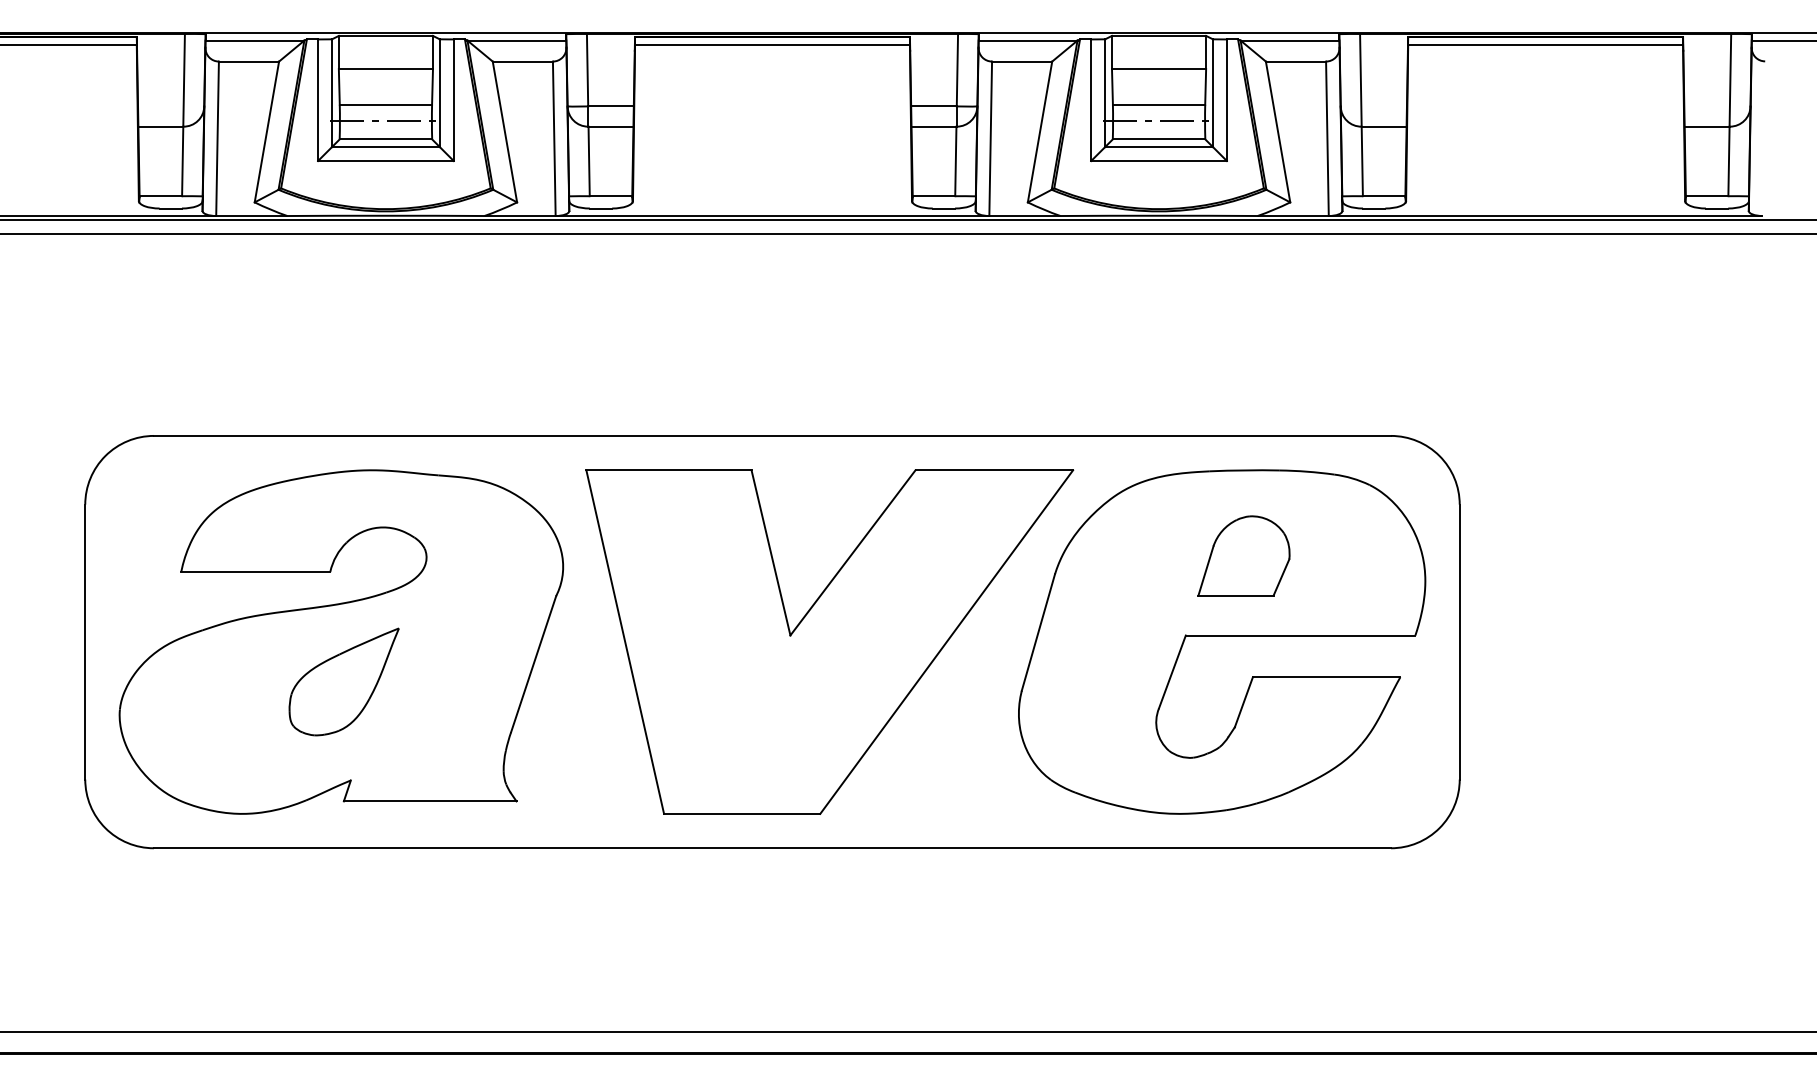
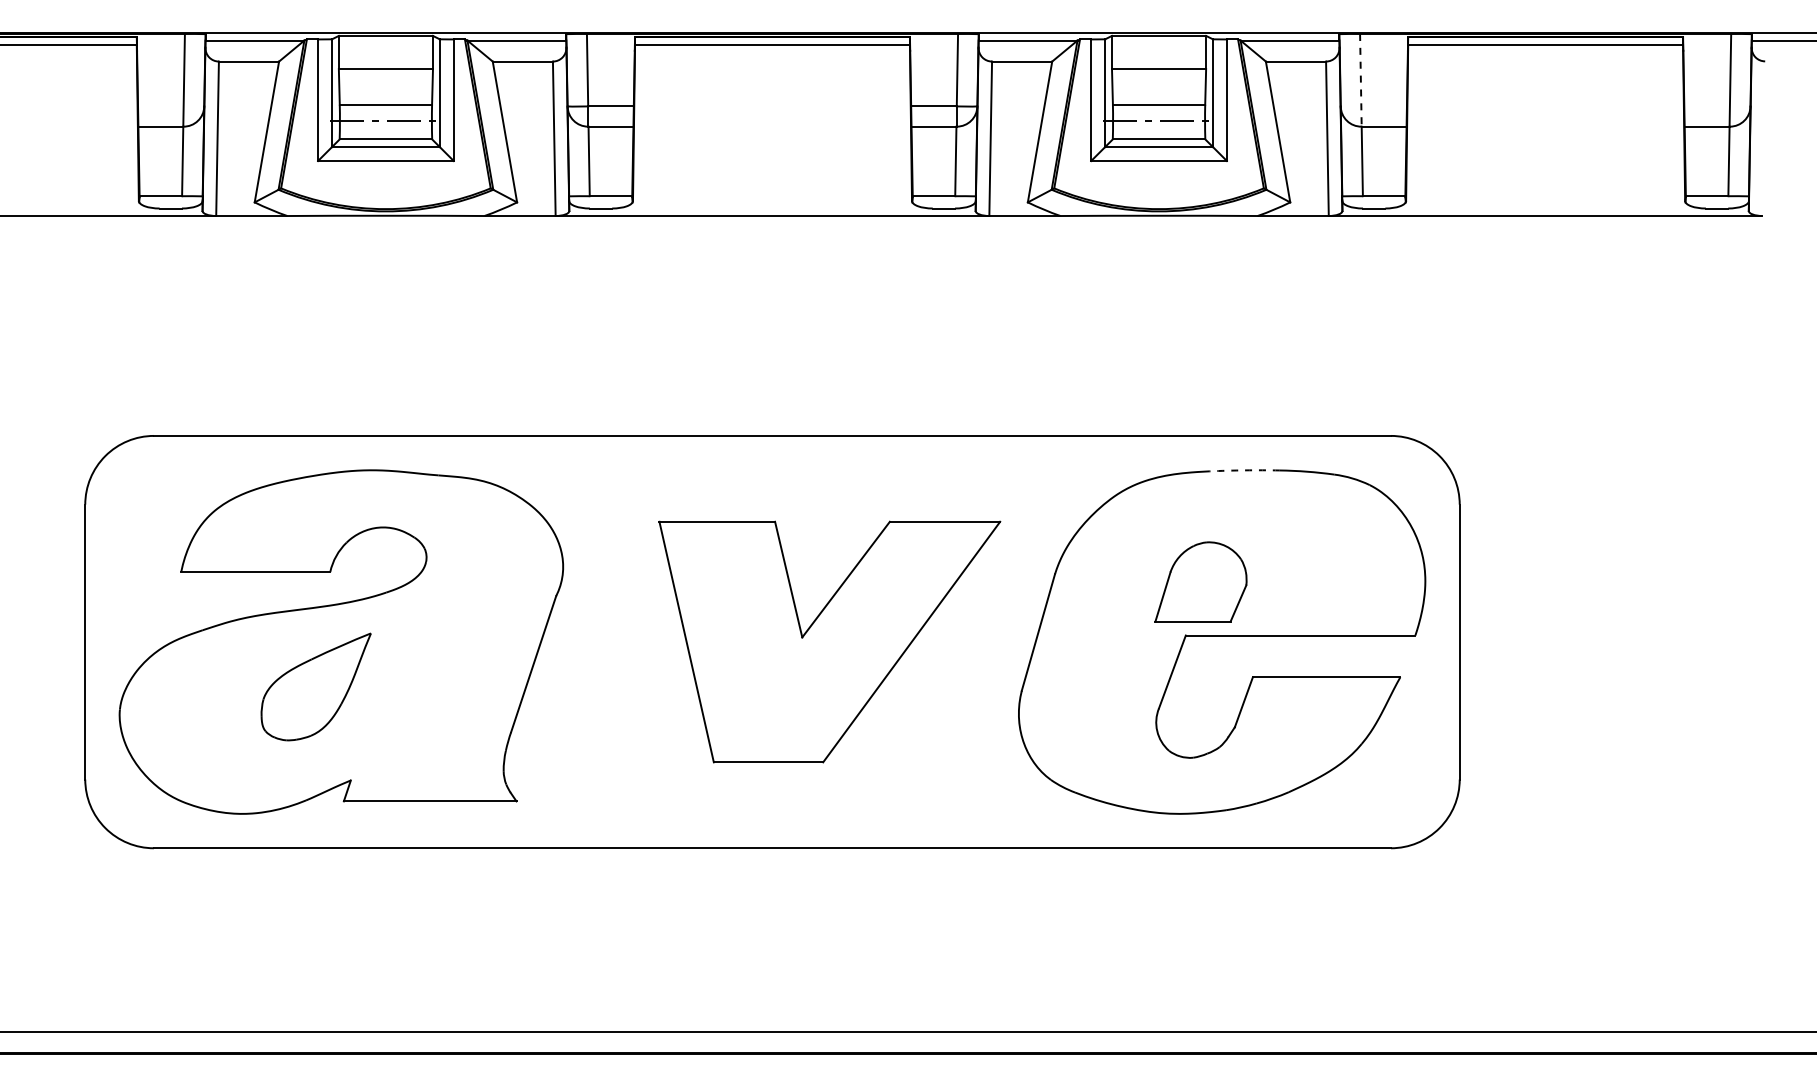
line: solid -> dashed (1360, 80)
line: present -> none (907, 220)
line: present -> none (907, 233)
arc: solid -> dashed (1244, 470)
part position: (1243, 555) -> (1200, 581) (1200, 581)
part size: 490x346 px -> 344x244 px (829, 641)
part position: (343, 681) -> (315, 686) (315, 686)
